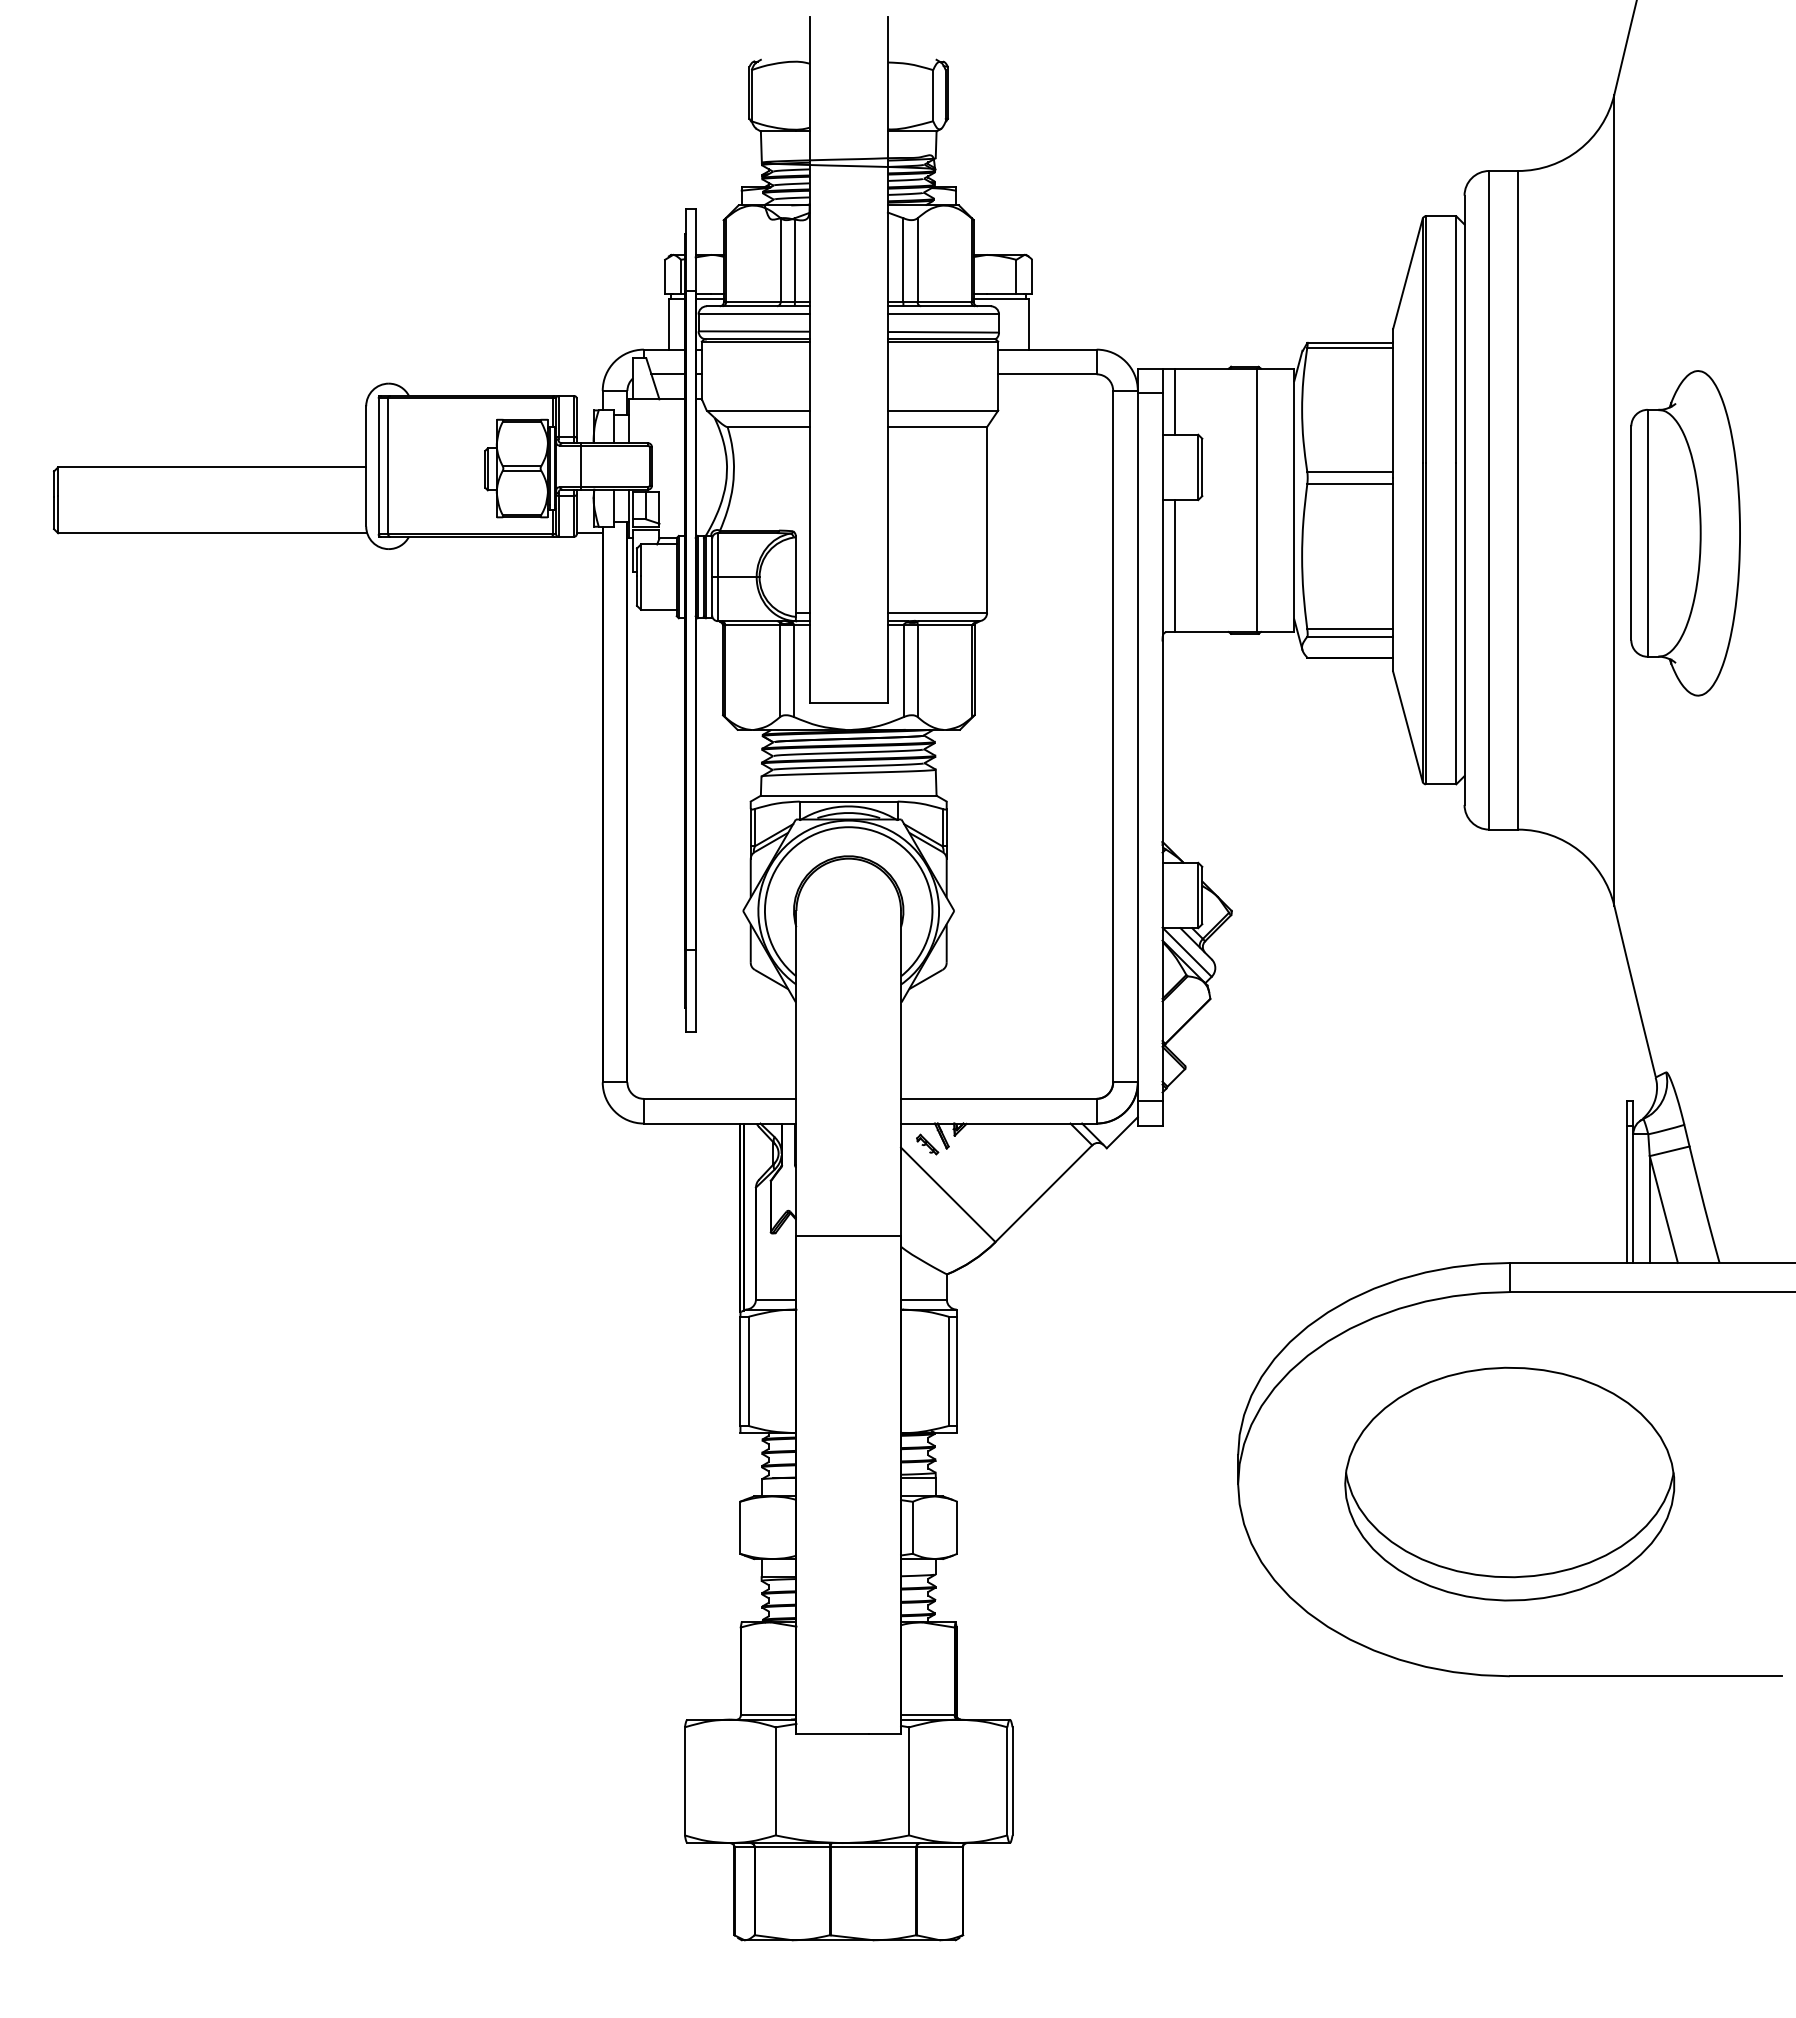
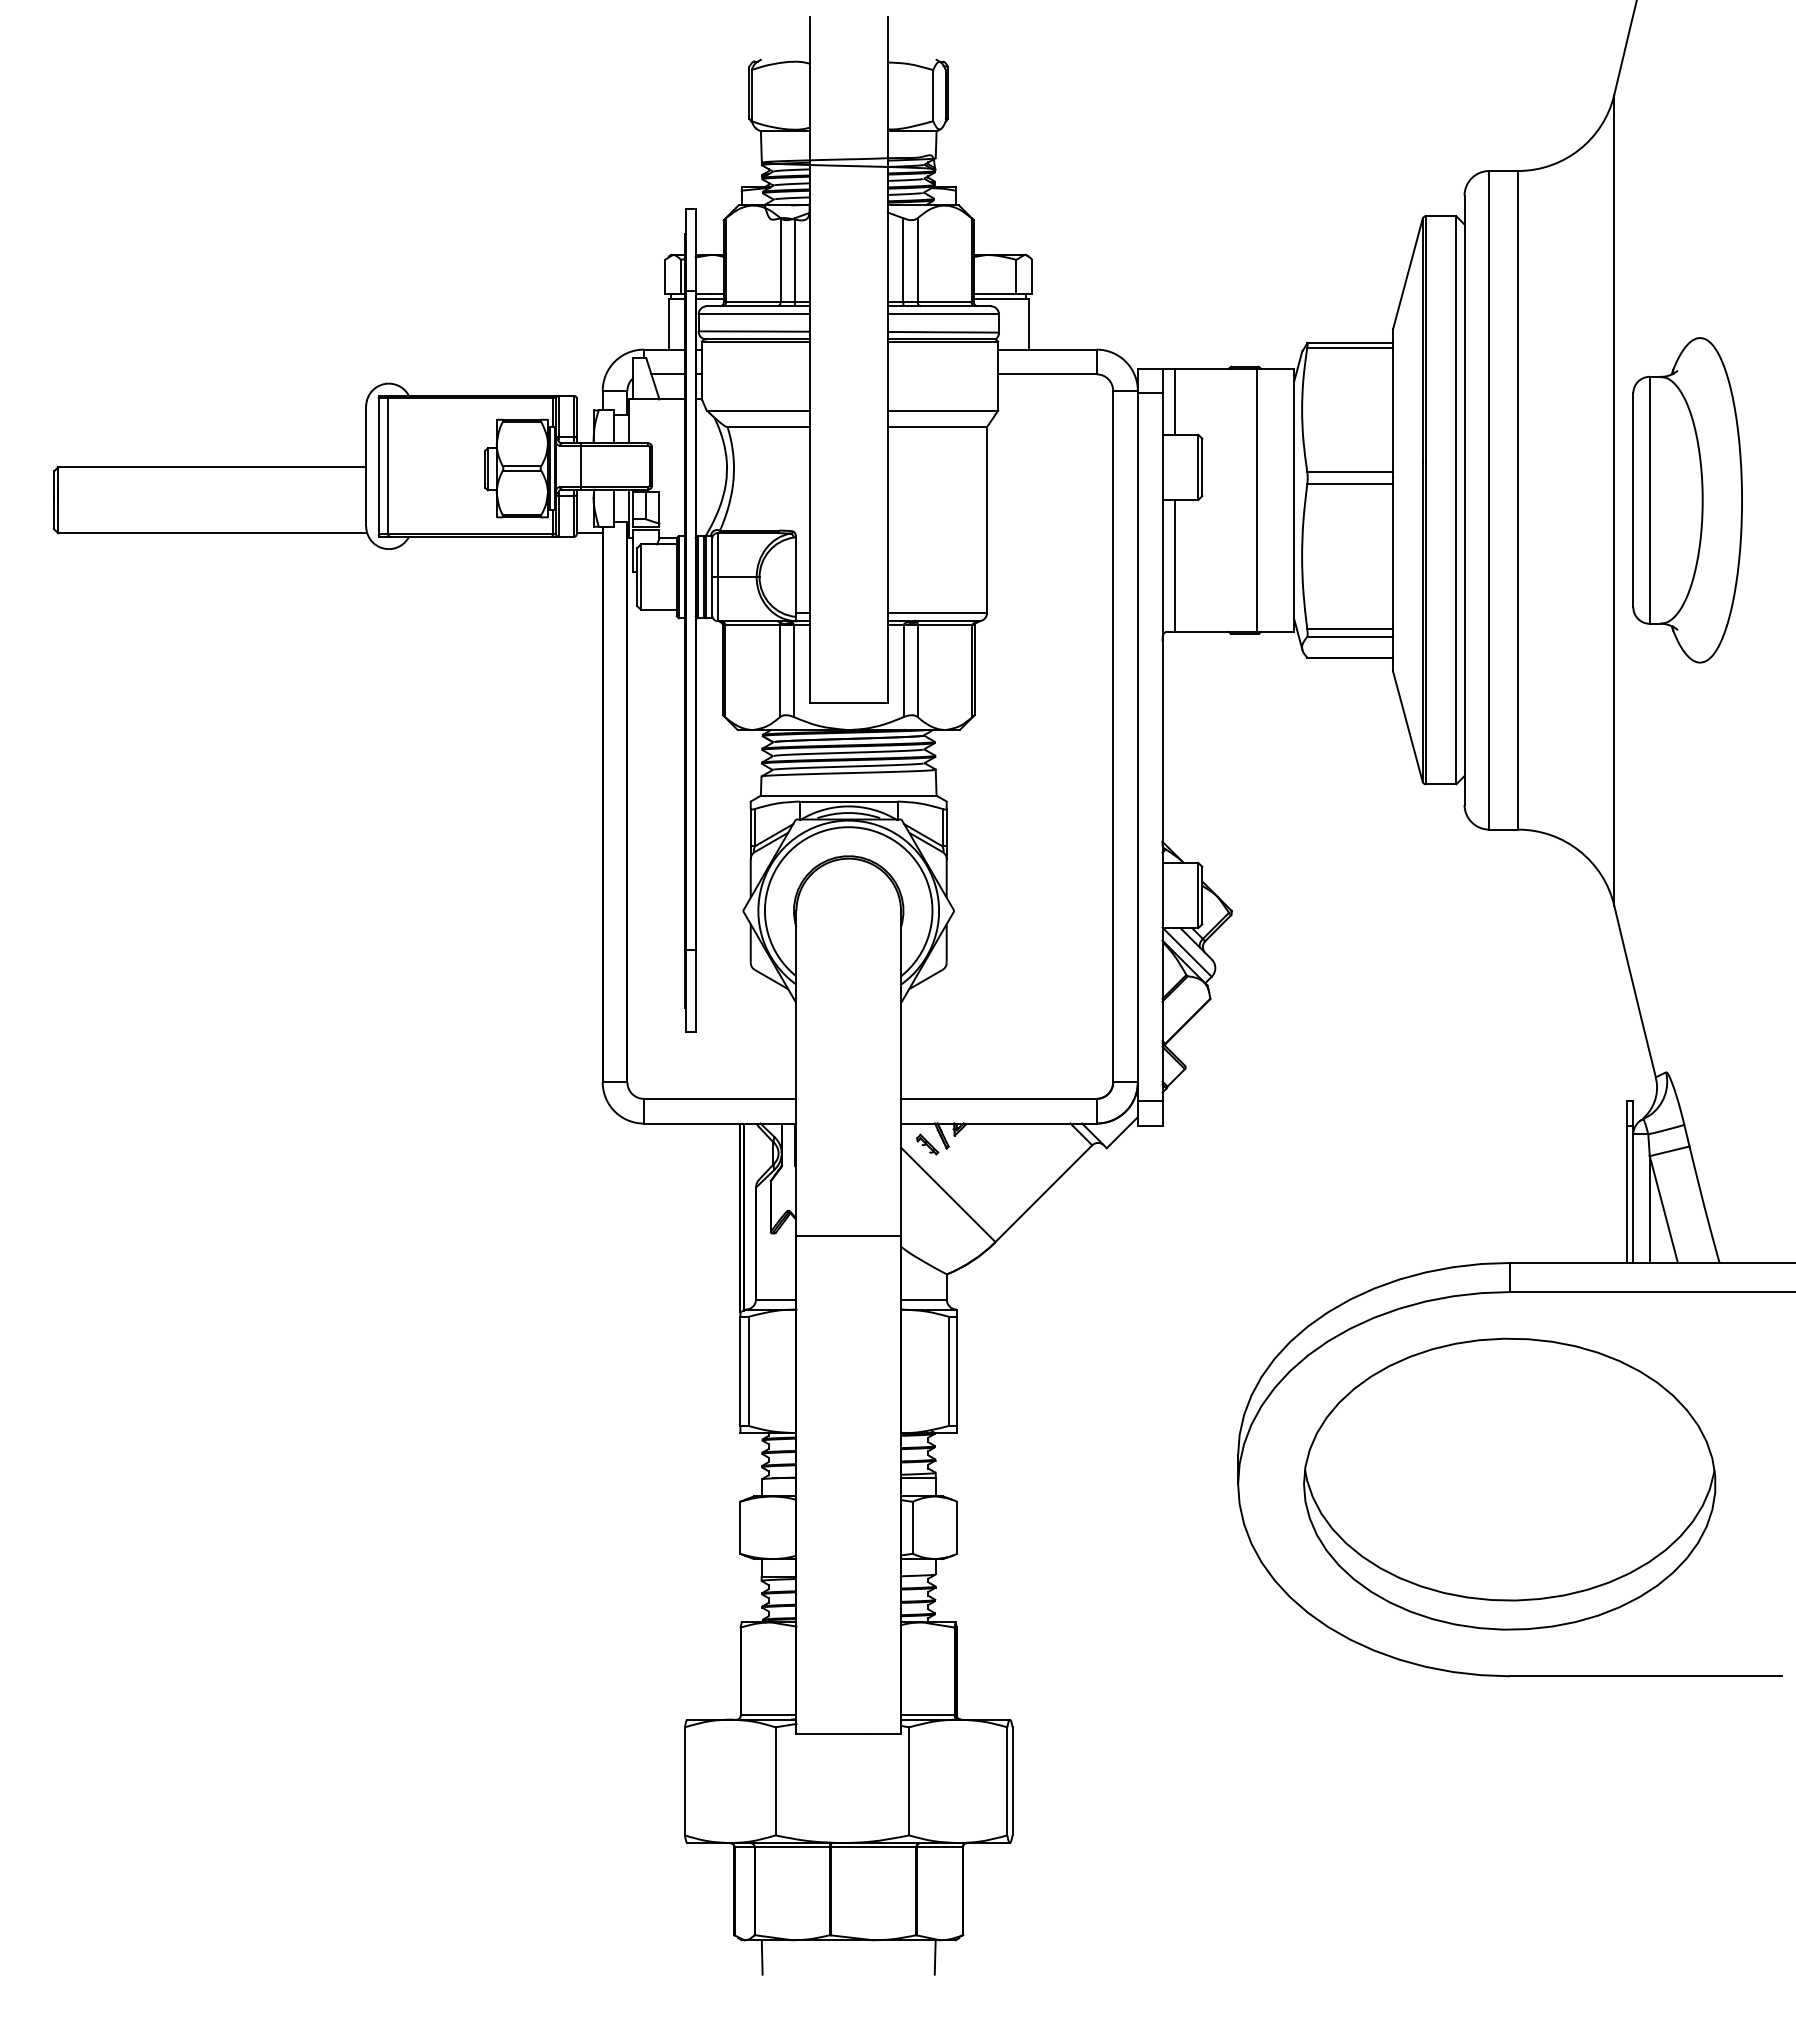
part position: (1685, 533) -> (1687, 500) (1687, 500)
part size: 332x236 px -> 414x294 px (1509, 1483)
line: none -> present (761, 1957)
line: none -> present (934, 1957)
